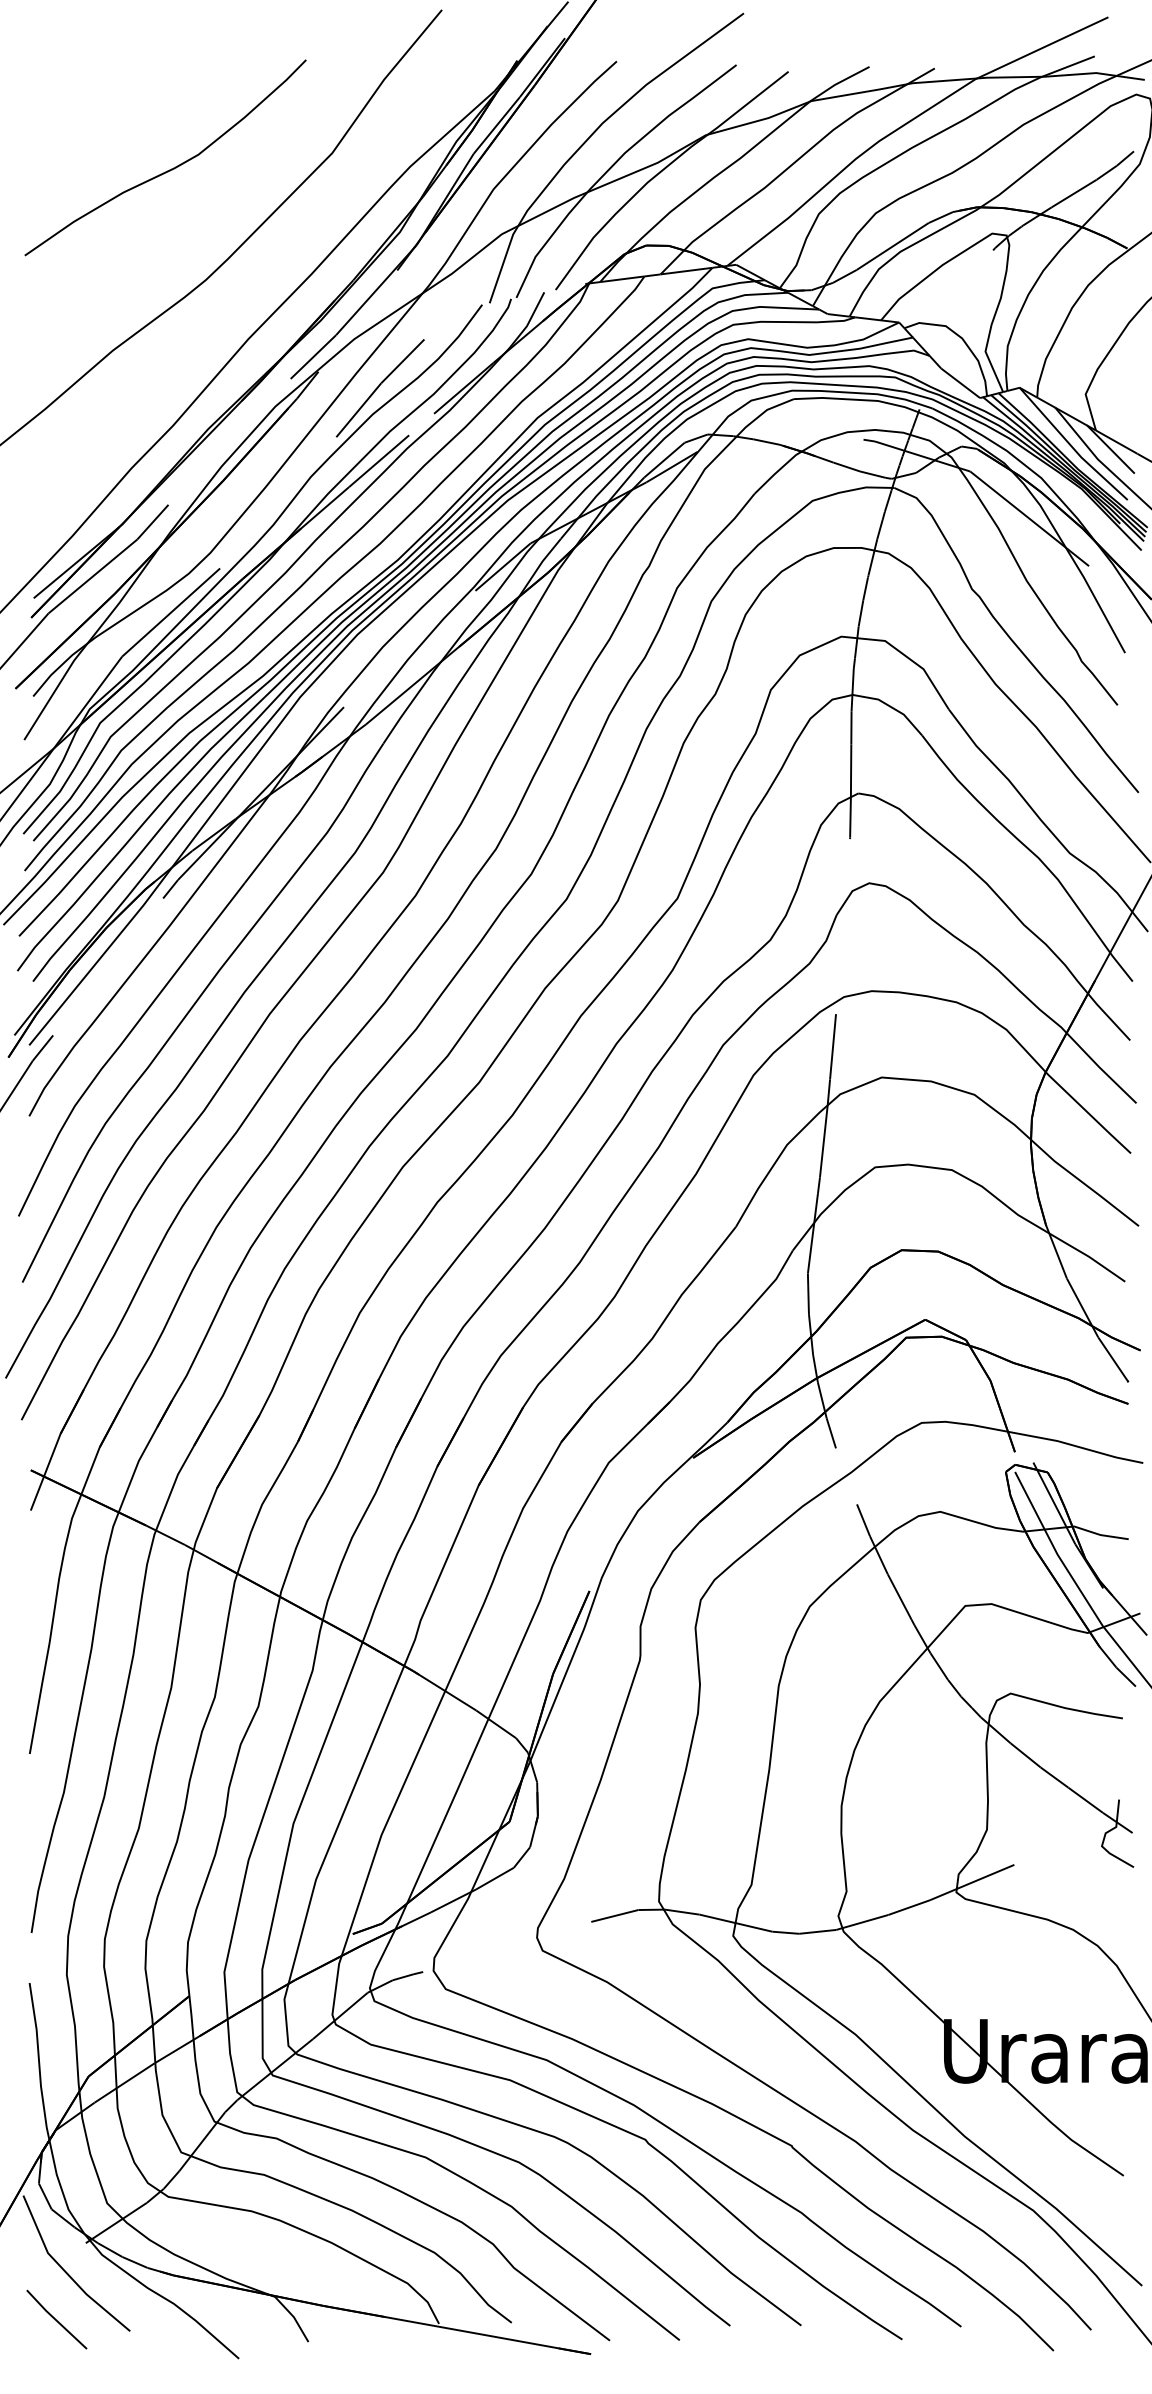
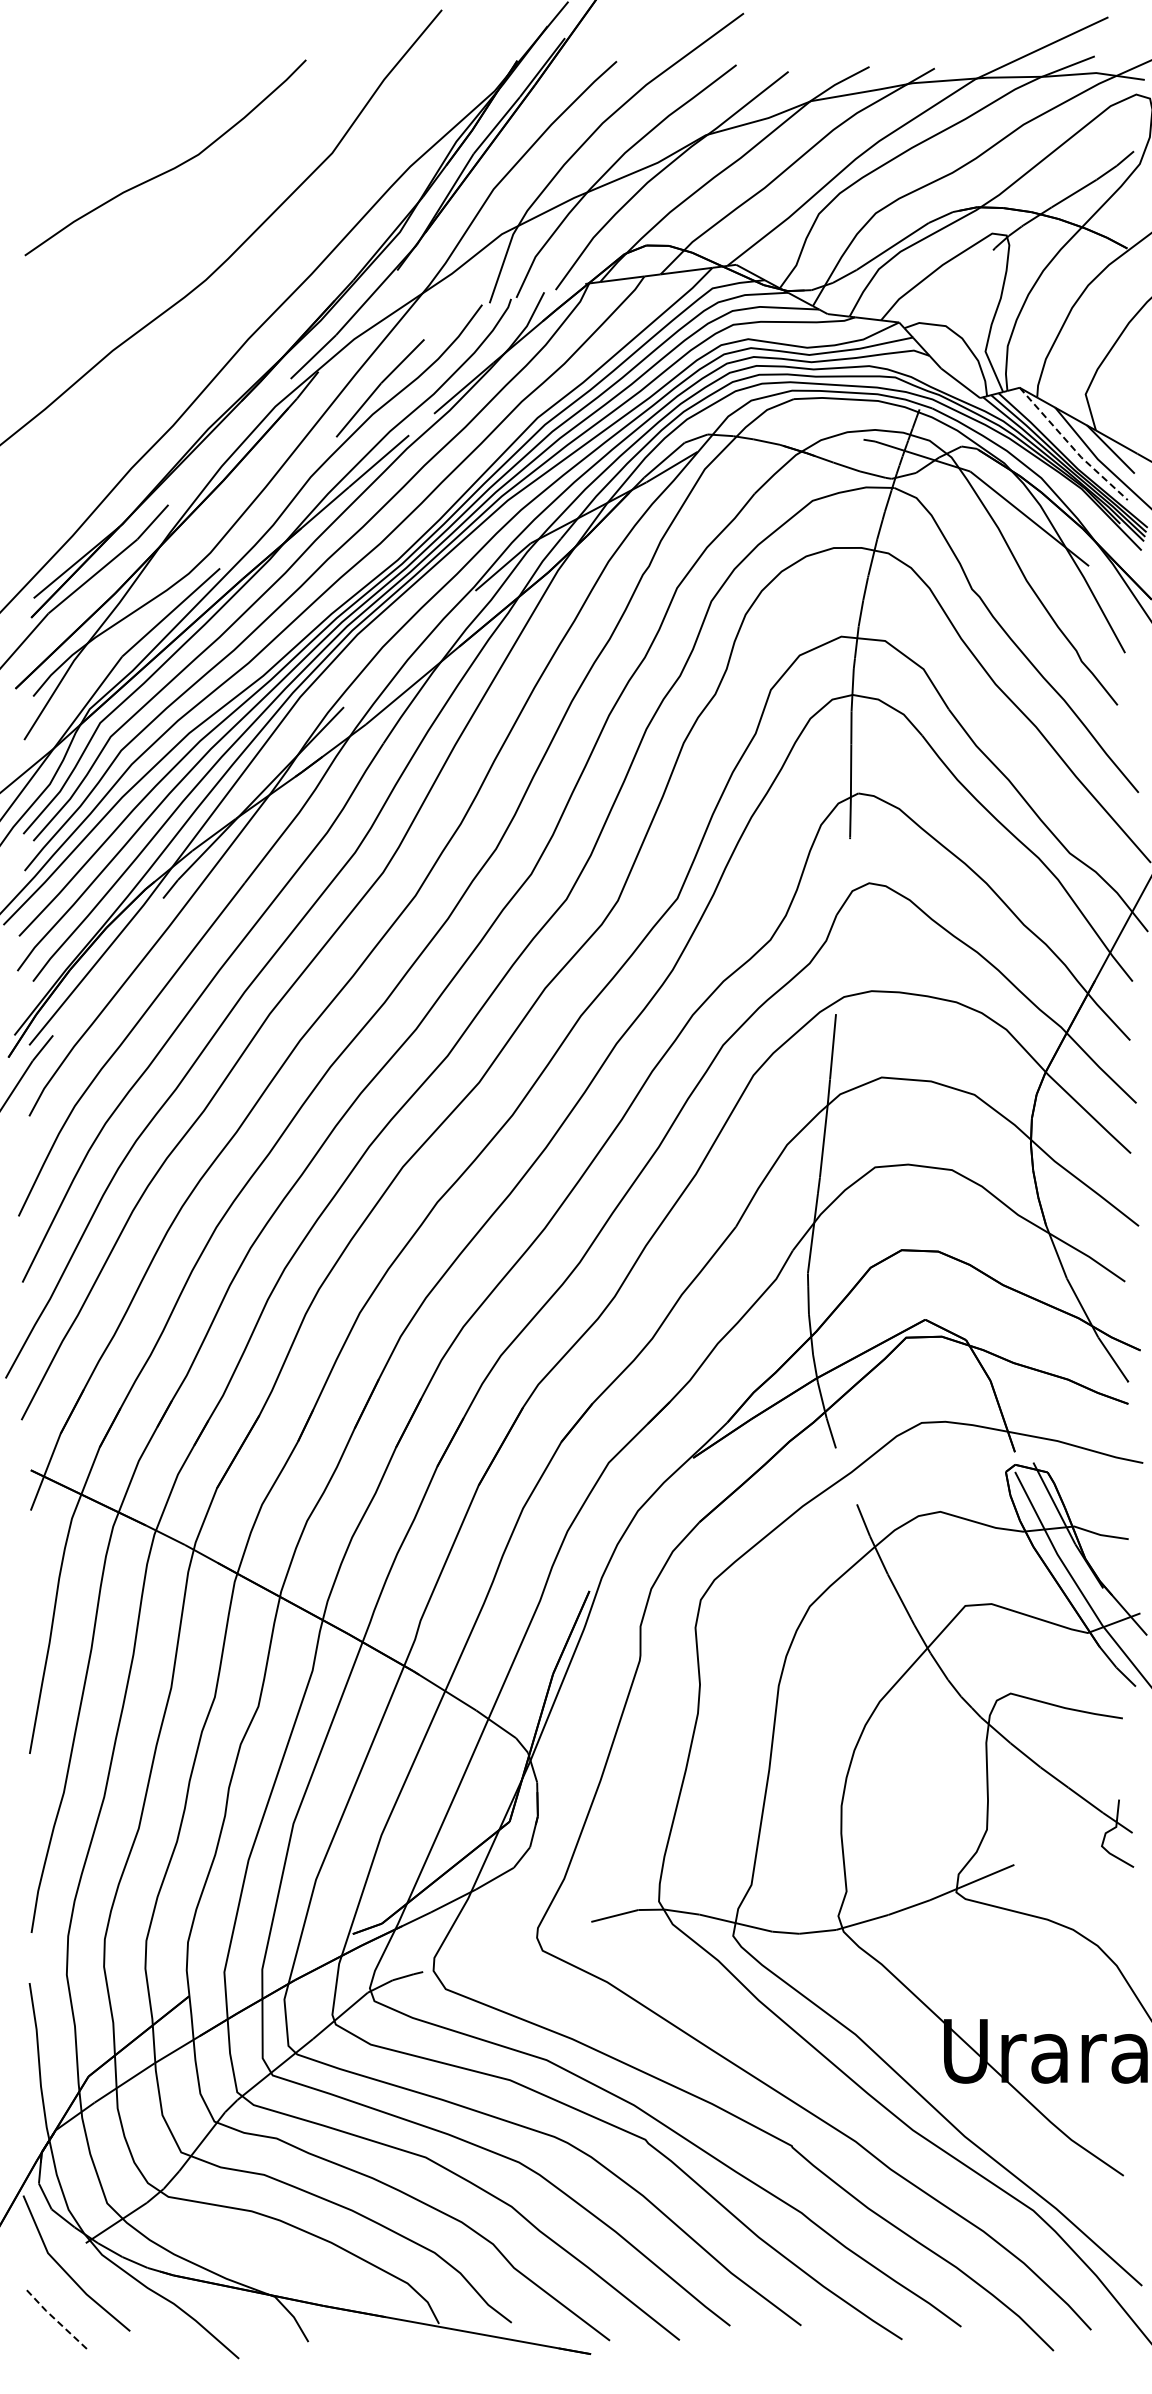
line: solid -> dashed (1072, 446)
line: solid -> dashed (55, 2319)
